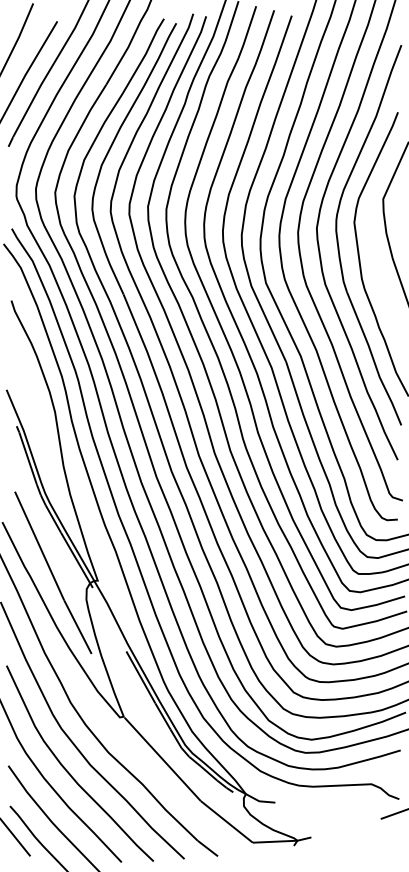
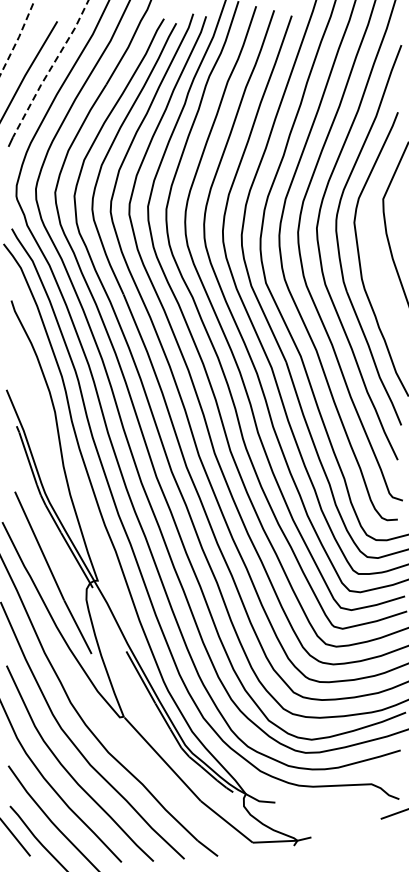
line: solid -> dashed (17, 39)
line: solid -> dashed (50, 68)
